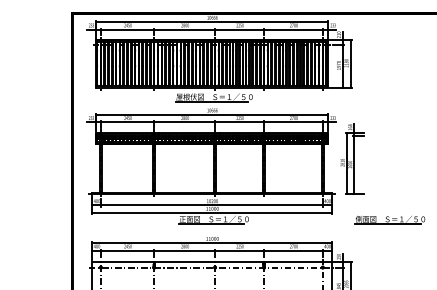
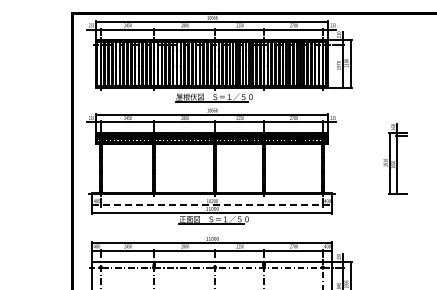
part position: (352, 158) -> (395, 158) (395, 158)
line: solid -> dashed (211, 205)
part: present -> none (389, 219)
